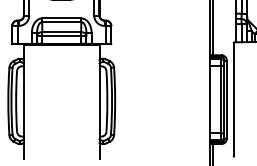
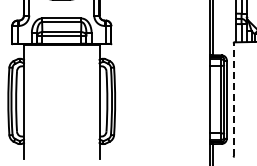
line: solid -> dashed (233, 99)
